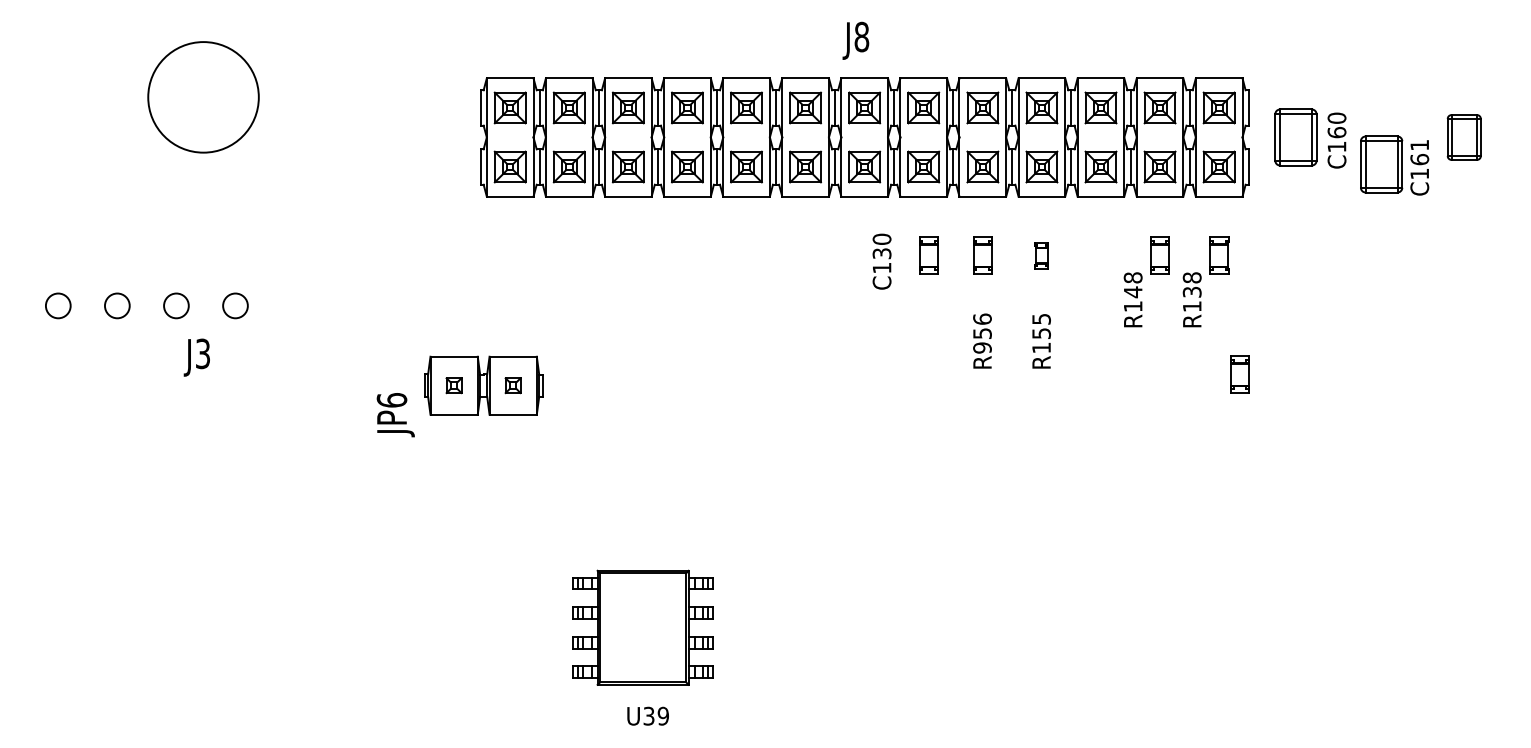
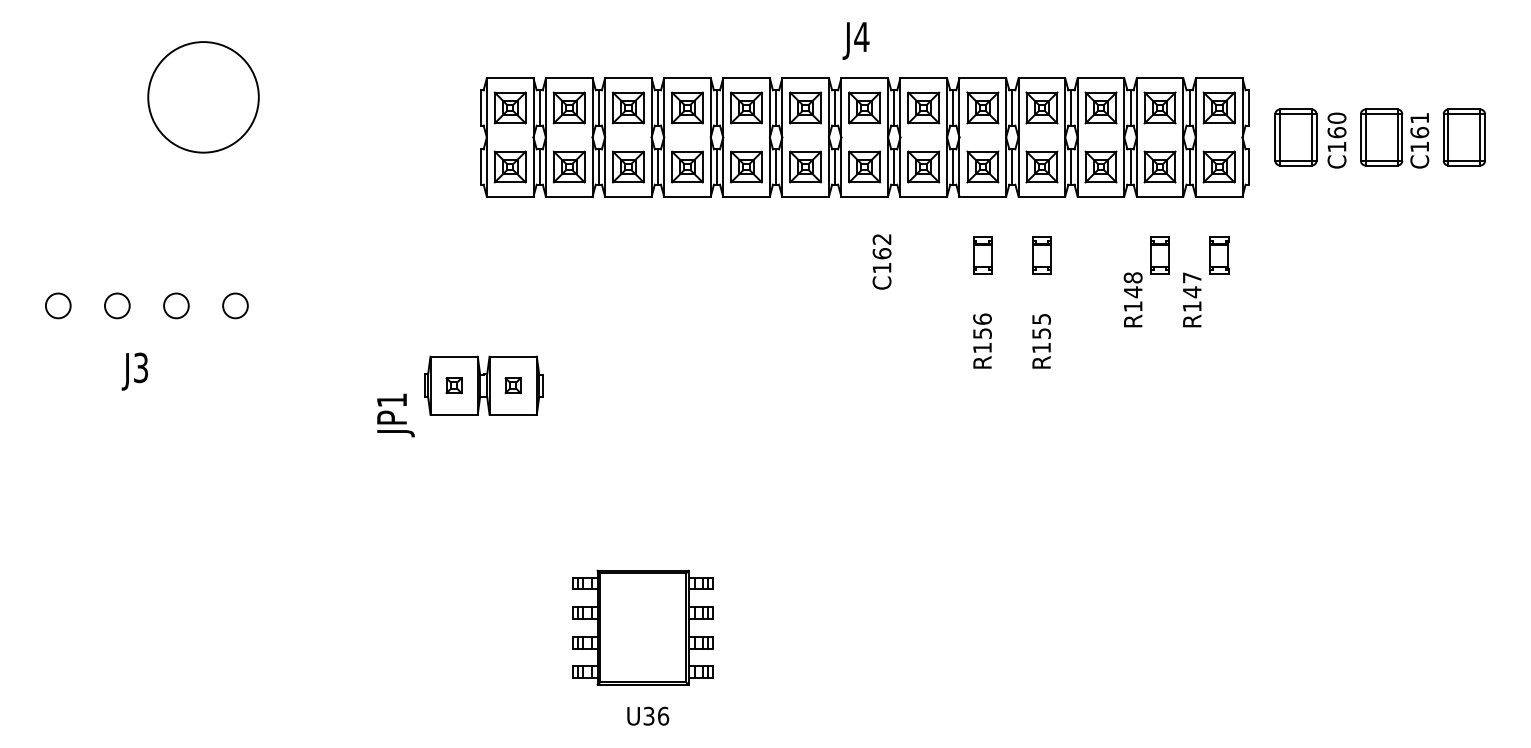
text: J8 -> J4 (861, 36)
part size: 36x47 px -> 44x59 px (1463, 137)
part position: (1394, 165) -> (1394, 138) (1394, 138)
text: C130 -> C162 (881, 246)
part: present -> none (928, 255)
part size: 15x28 px -> 20x39 px (1041, 255)
text: R138 -> R147 (1191, 285)
text: R956 -> R156 (982, 347)
text position: (196, 357) -> (134, 371) (134, 371)
part: present -> none (1239, 374)
text: JP6 -> JP1 (391, 400)
text: U39 -> U36 (663, 715)
